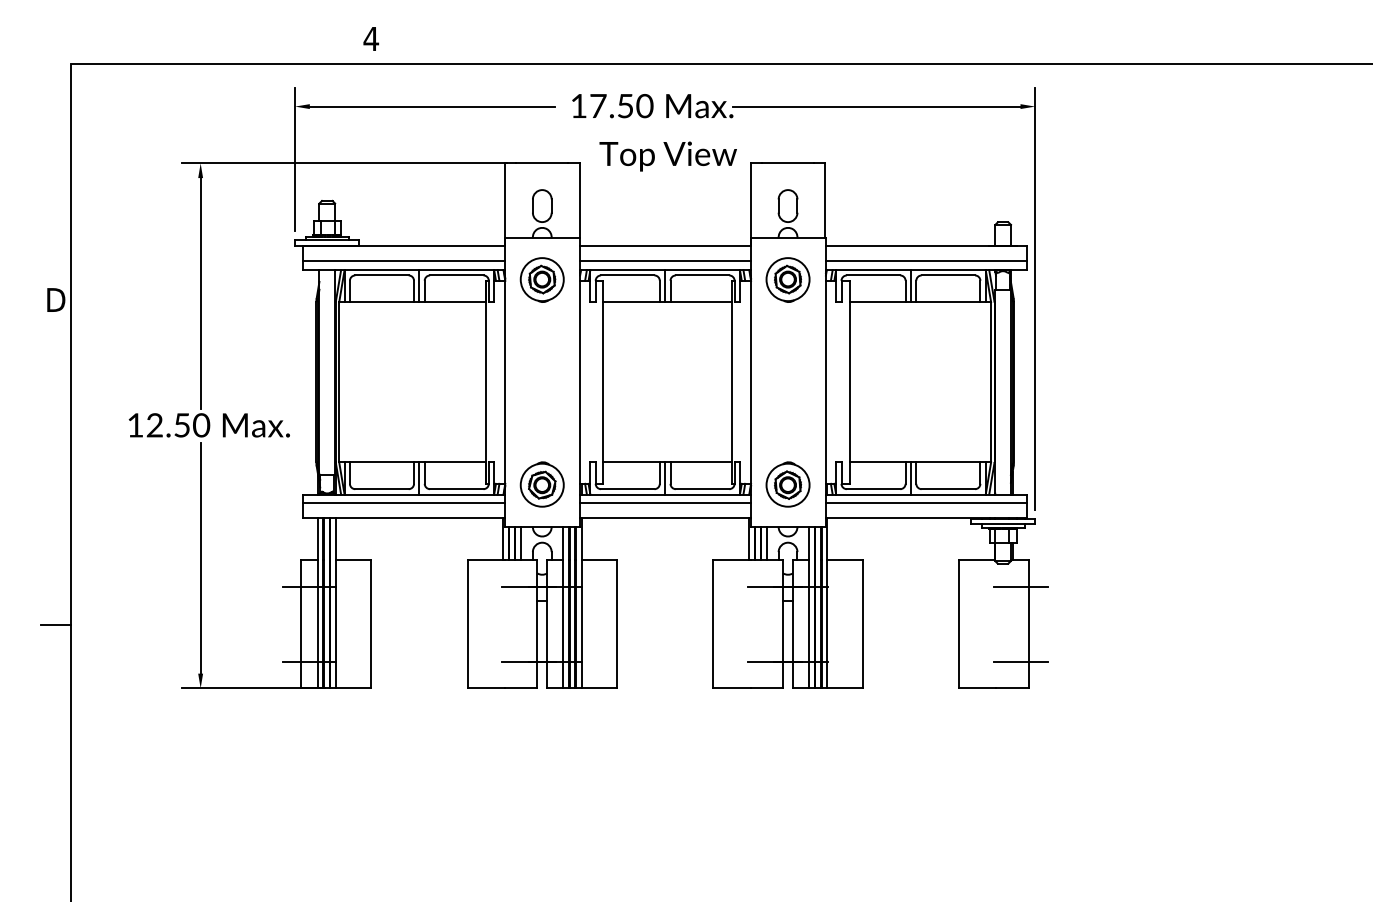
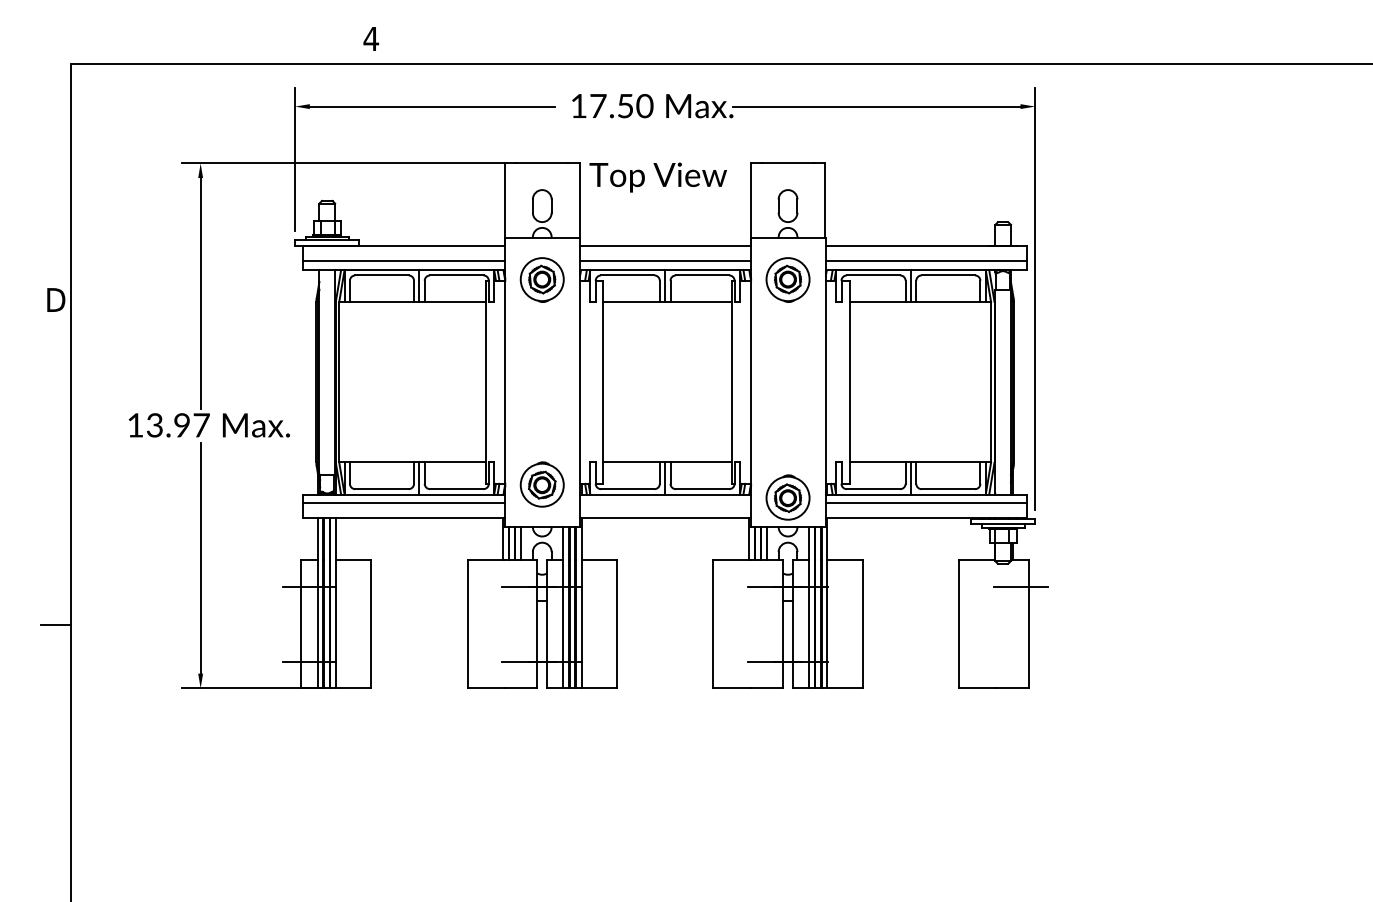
text position: (667, 156) -> (657, 177) (657, 177)
text: 12.50 -> 13.97 (178, 425)
part position: (787, 484) -> (787, 497) (787, 497)
line: present -> none (665, 503)
line: present -> none (1020, 661)
